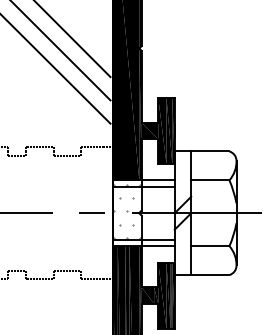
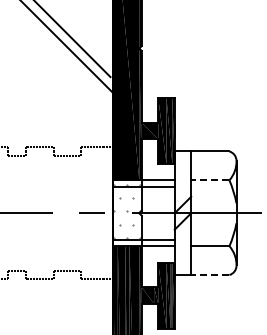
line position: (61, 51) -> (68, 48) (68, 48)
line: present -> none (56, 69)
line: solid -> dashed (209, 180)
line: solid -> dashed (209, 275)
